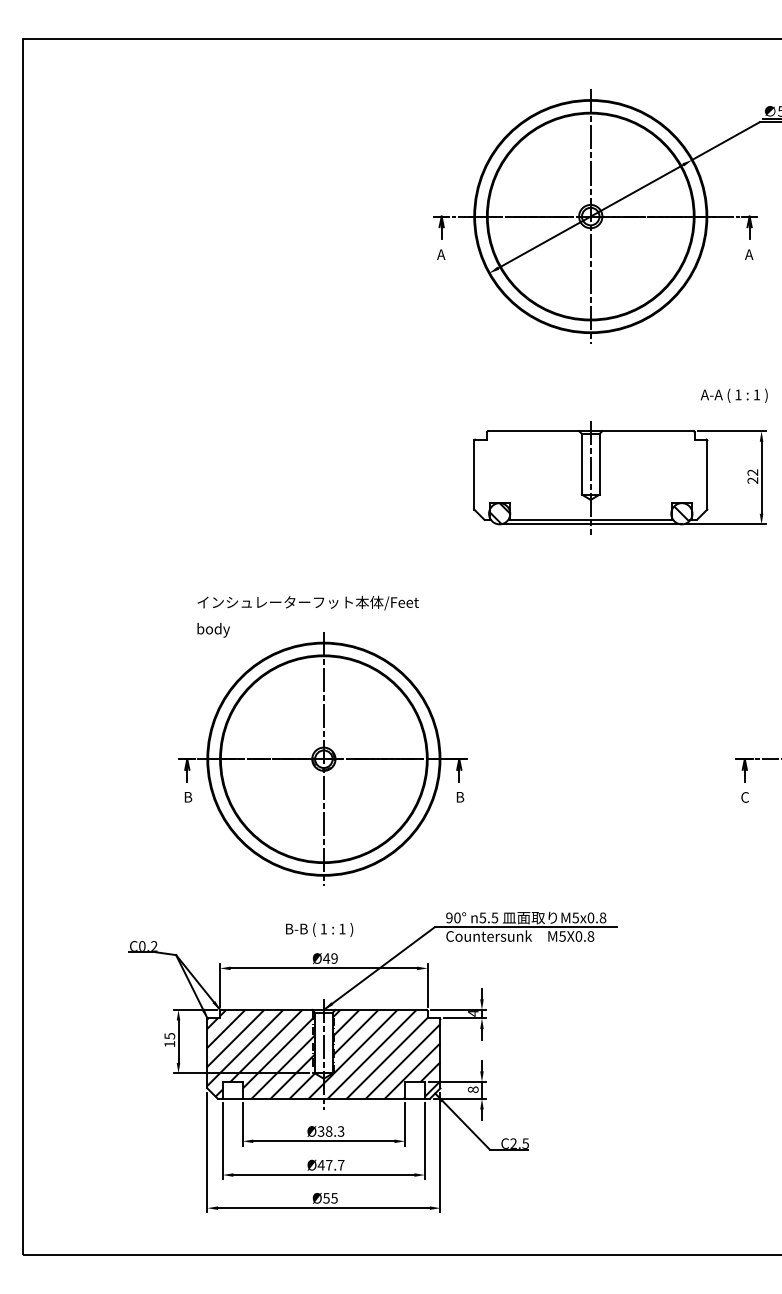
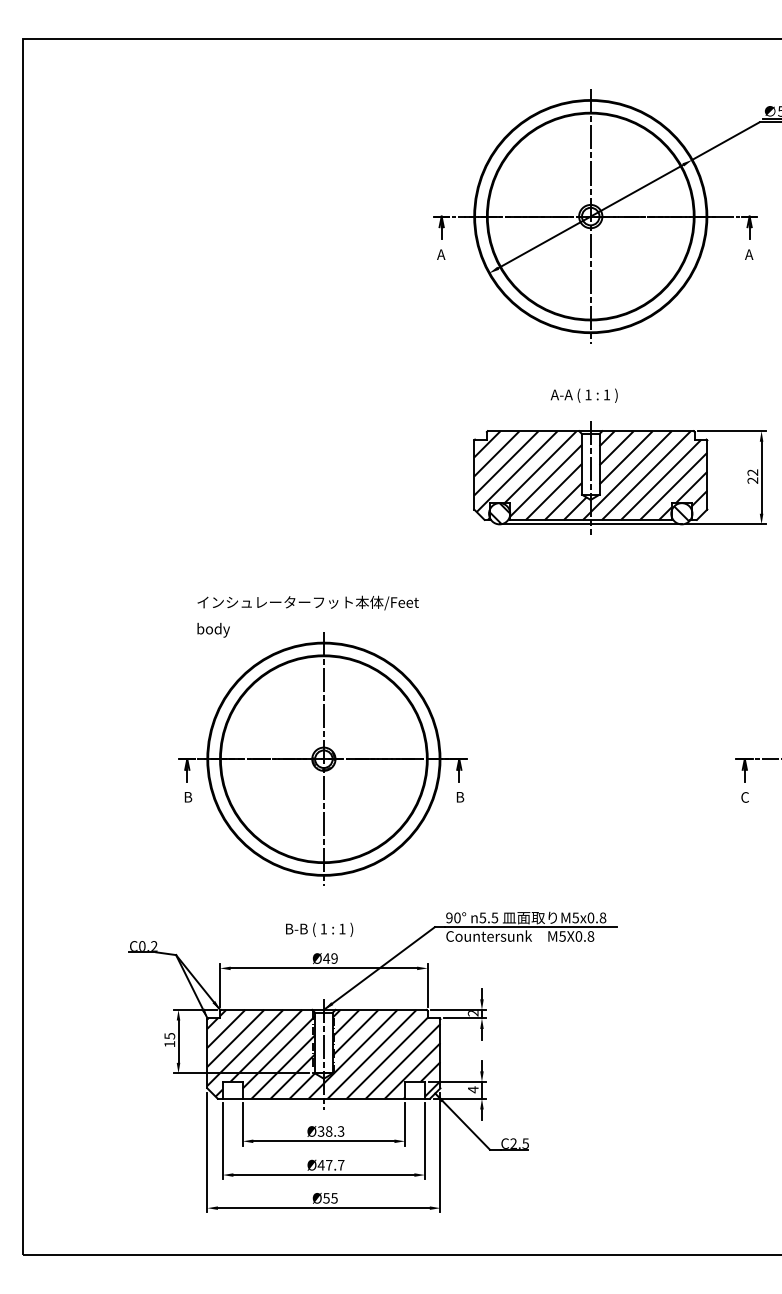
text position: (733, 395) -> (583, 395) (583, 395)
hatch: none -> present (590, 475)
text: 4 -> 2 (472, 1013)
text: 8 -> 4 (472, 1089)
